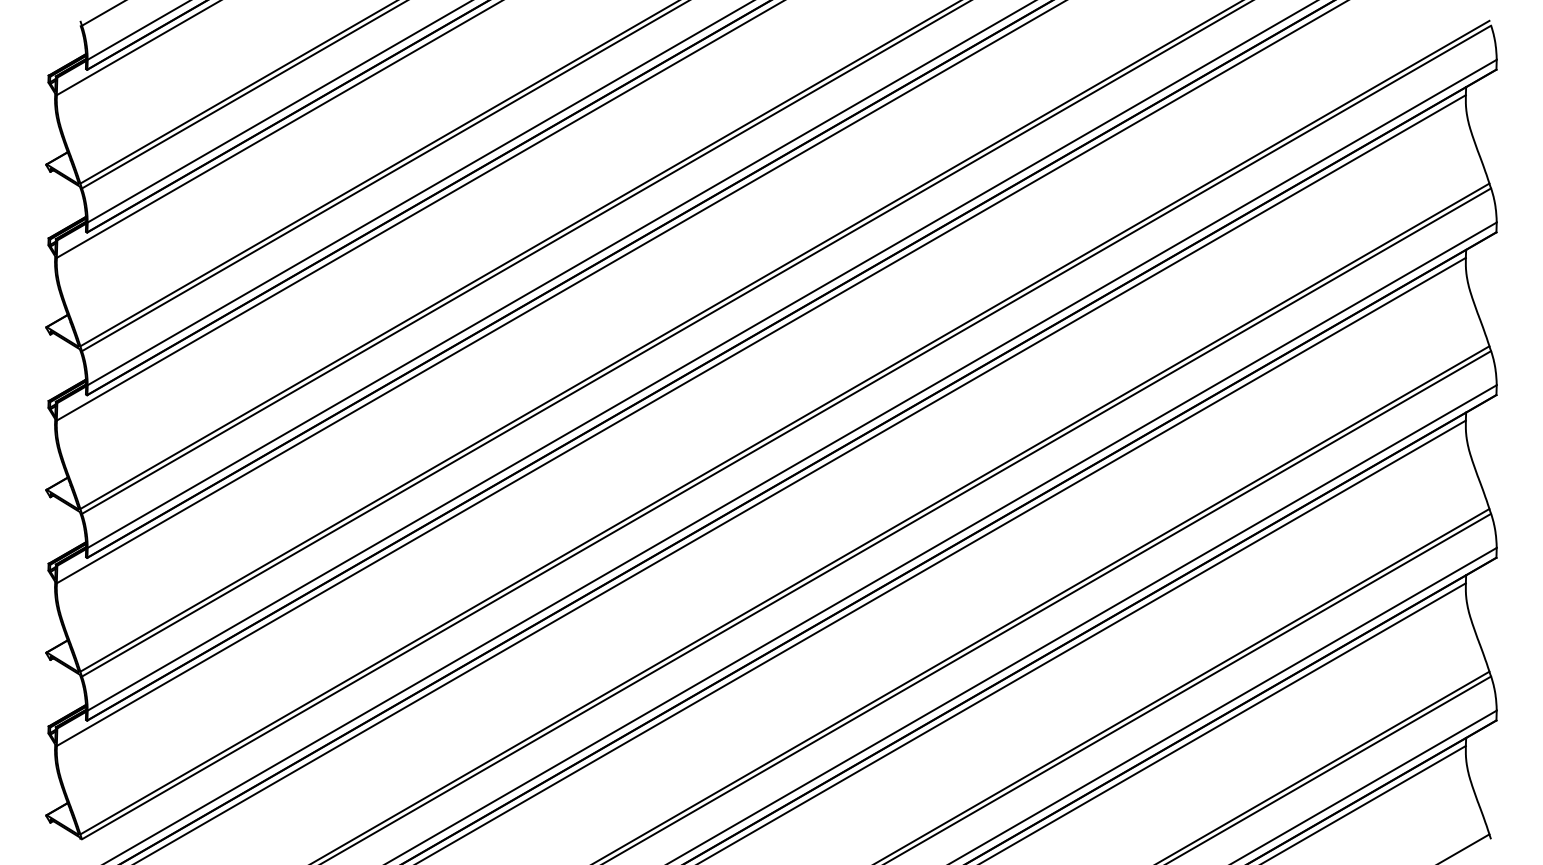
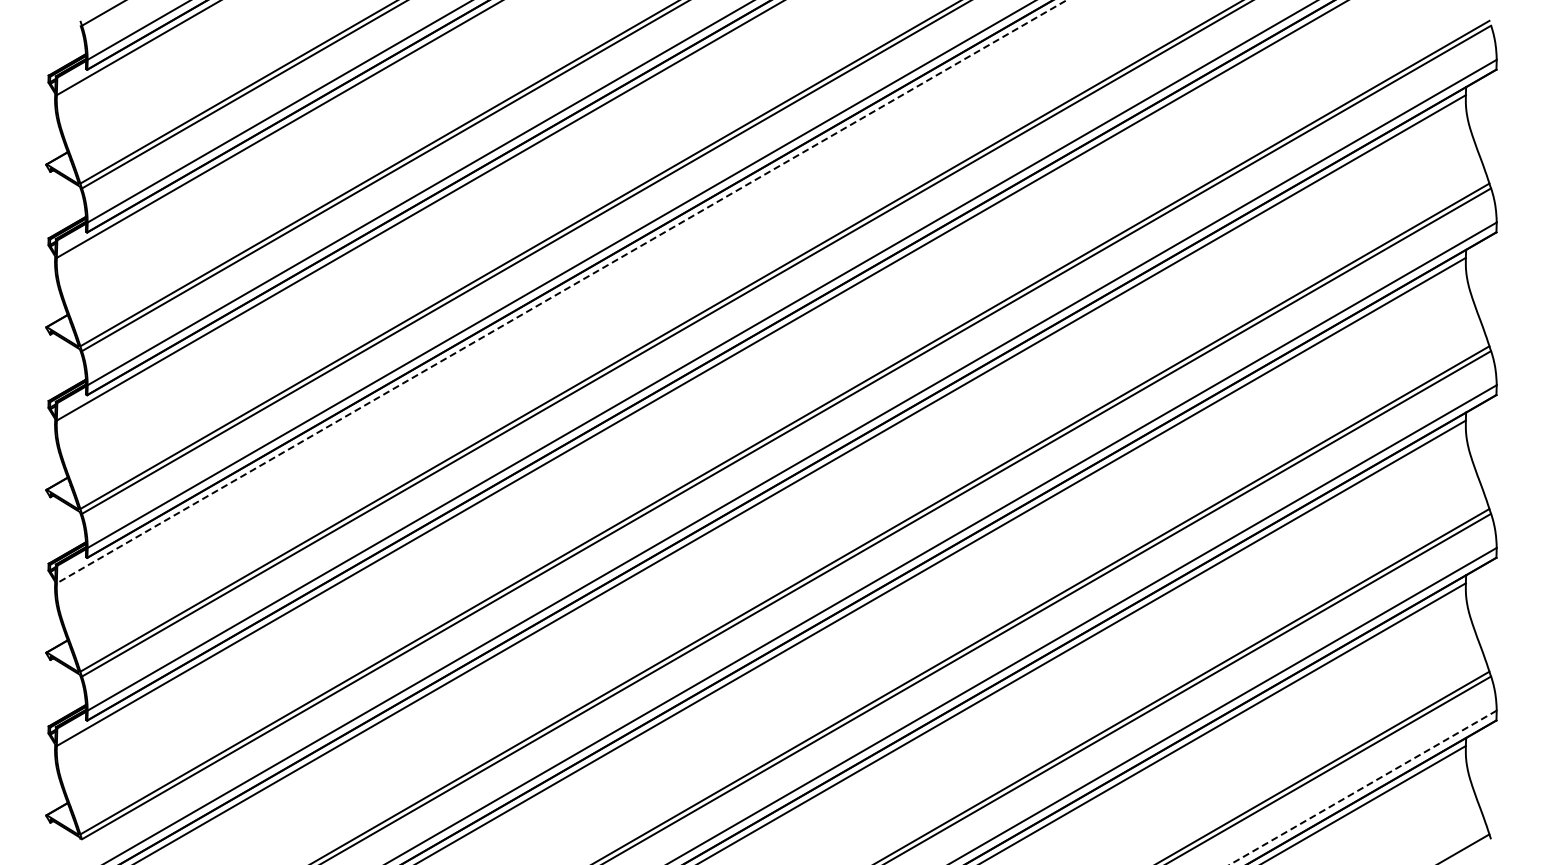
line: solid -> dashed (561, 291)
line: solid -> dashed (1363, 787)
